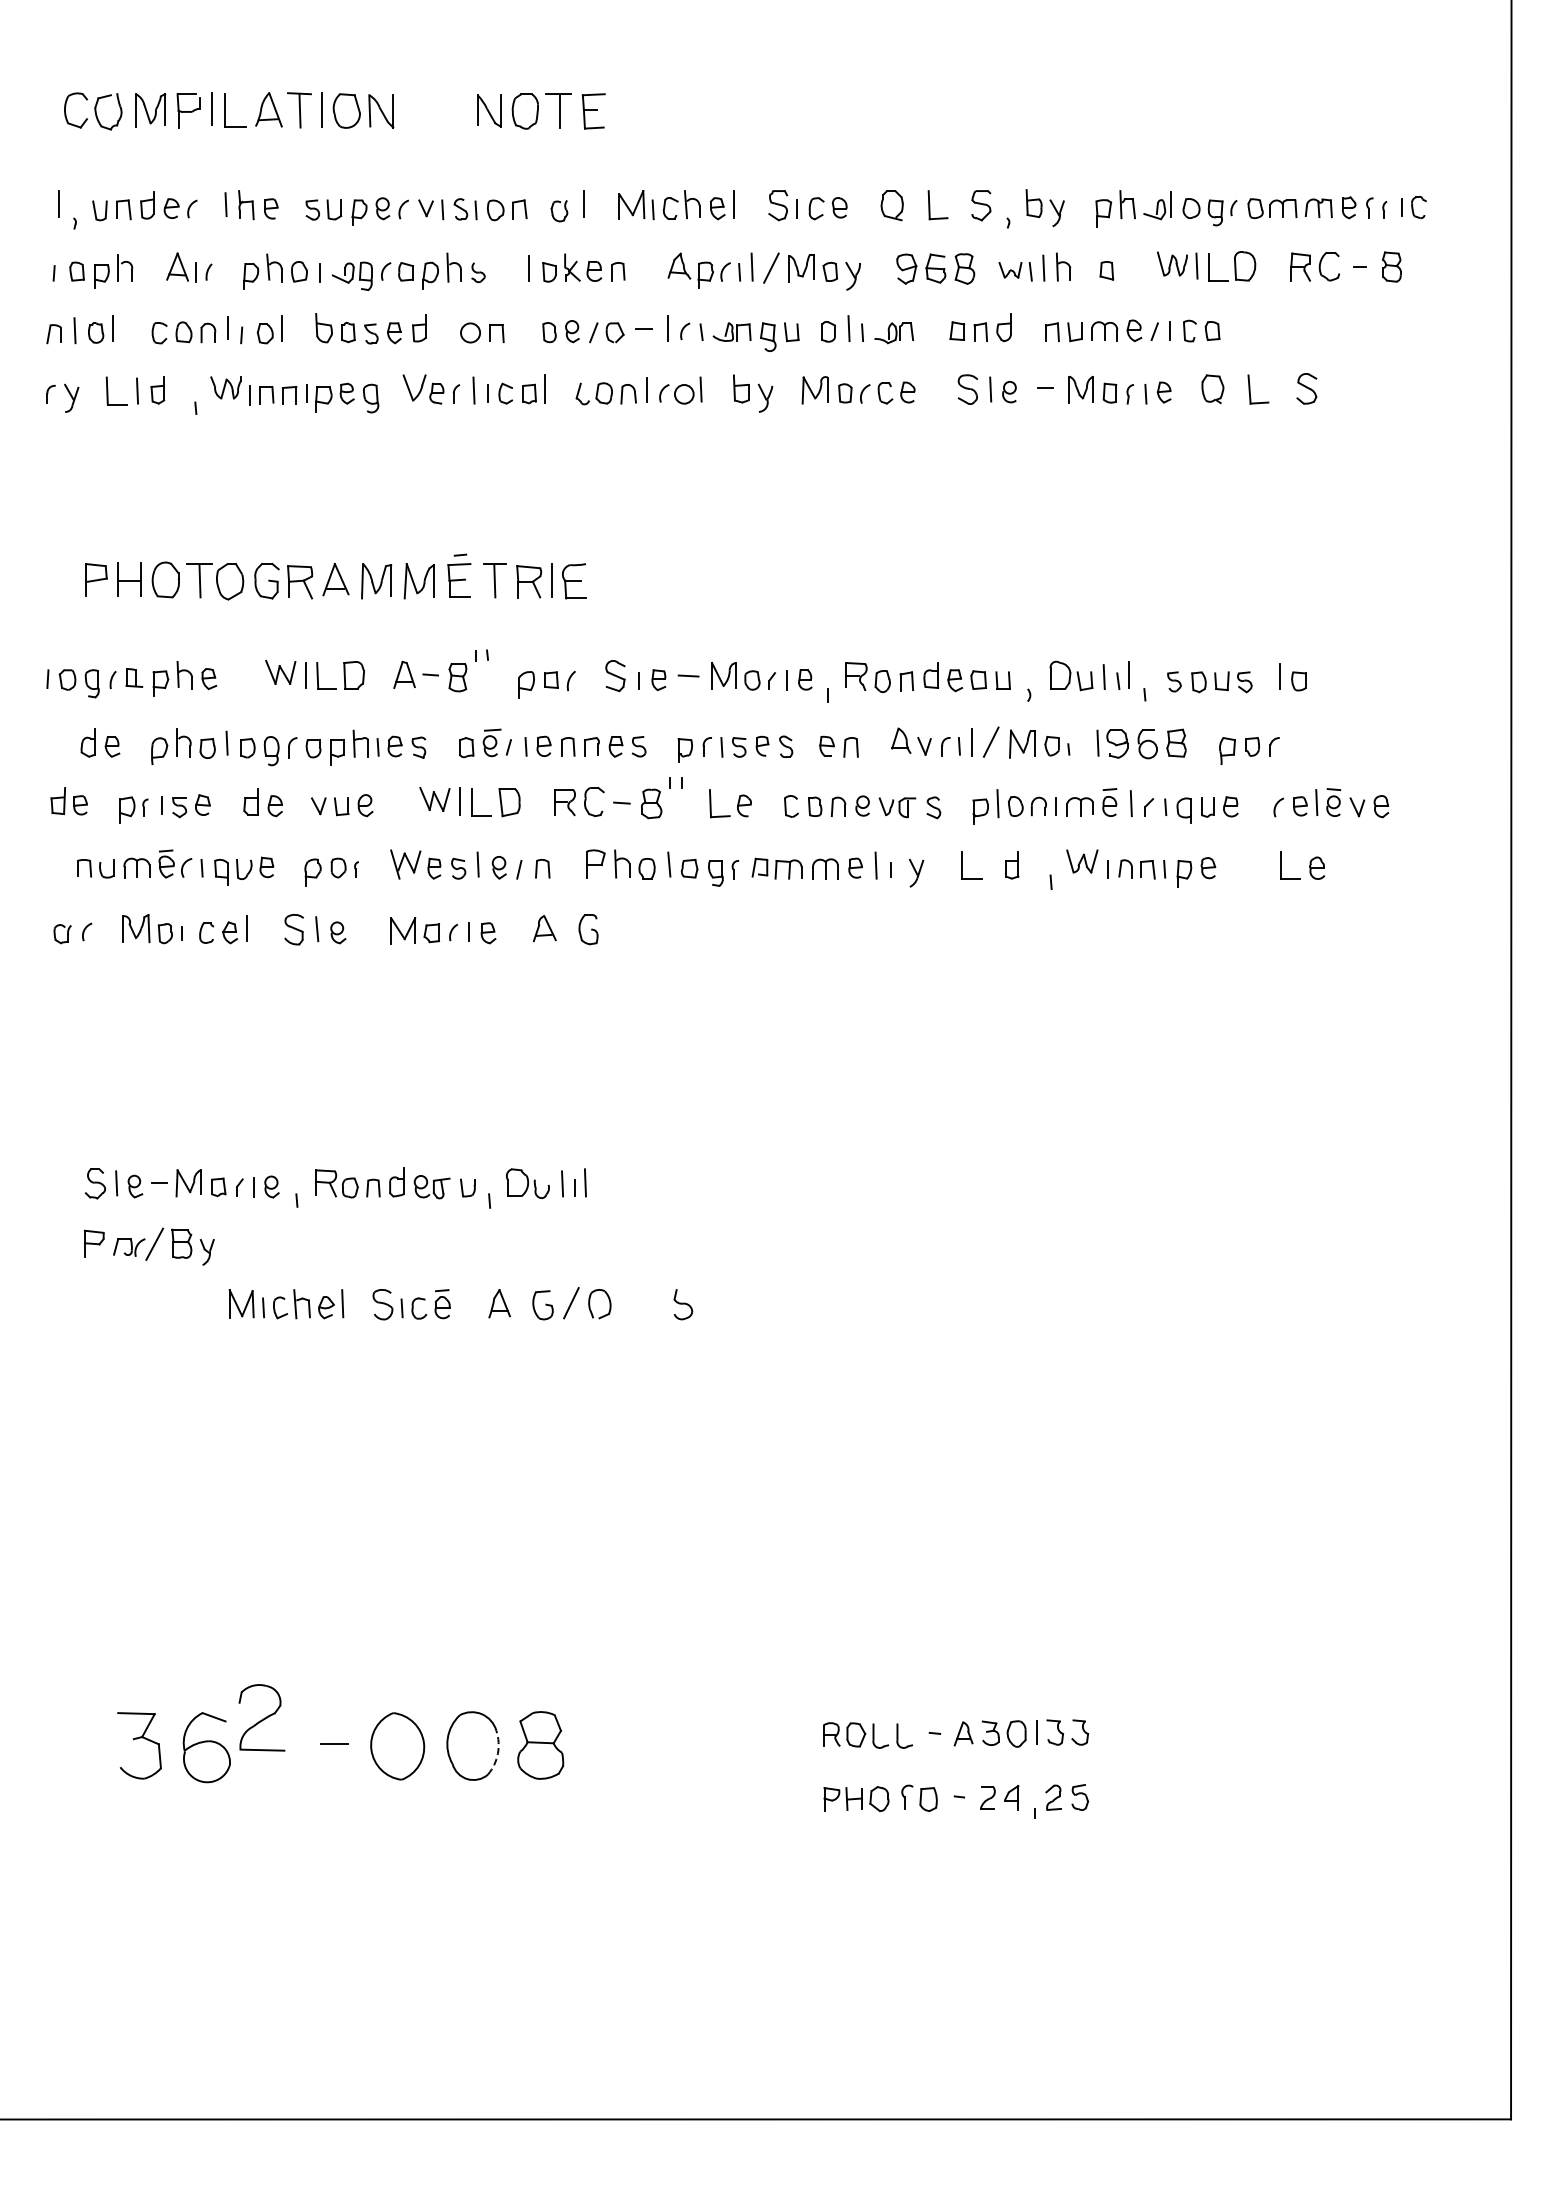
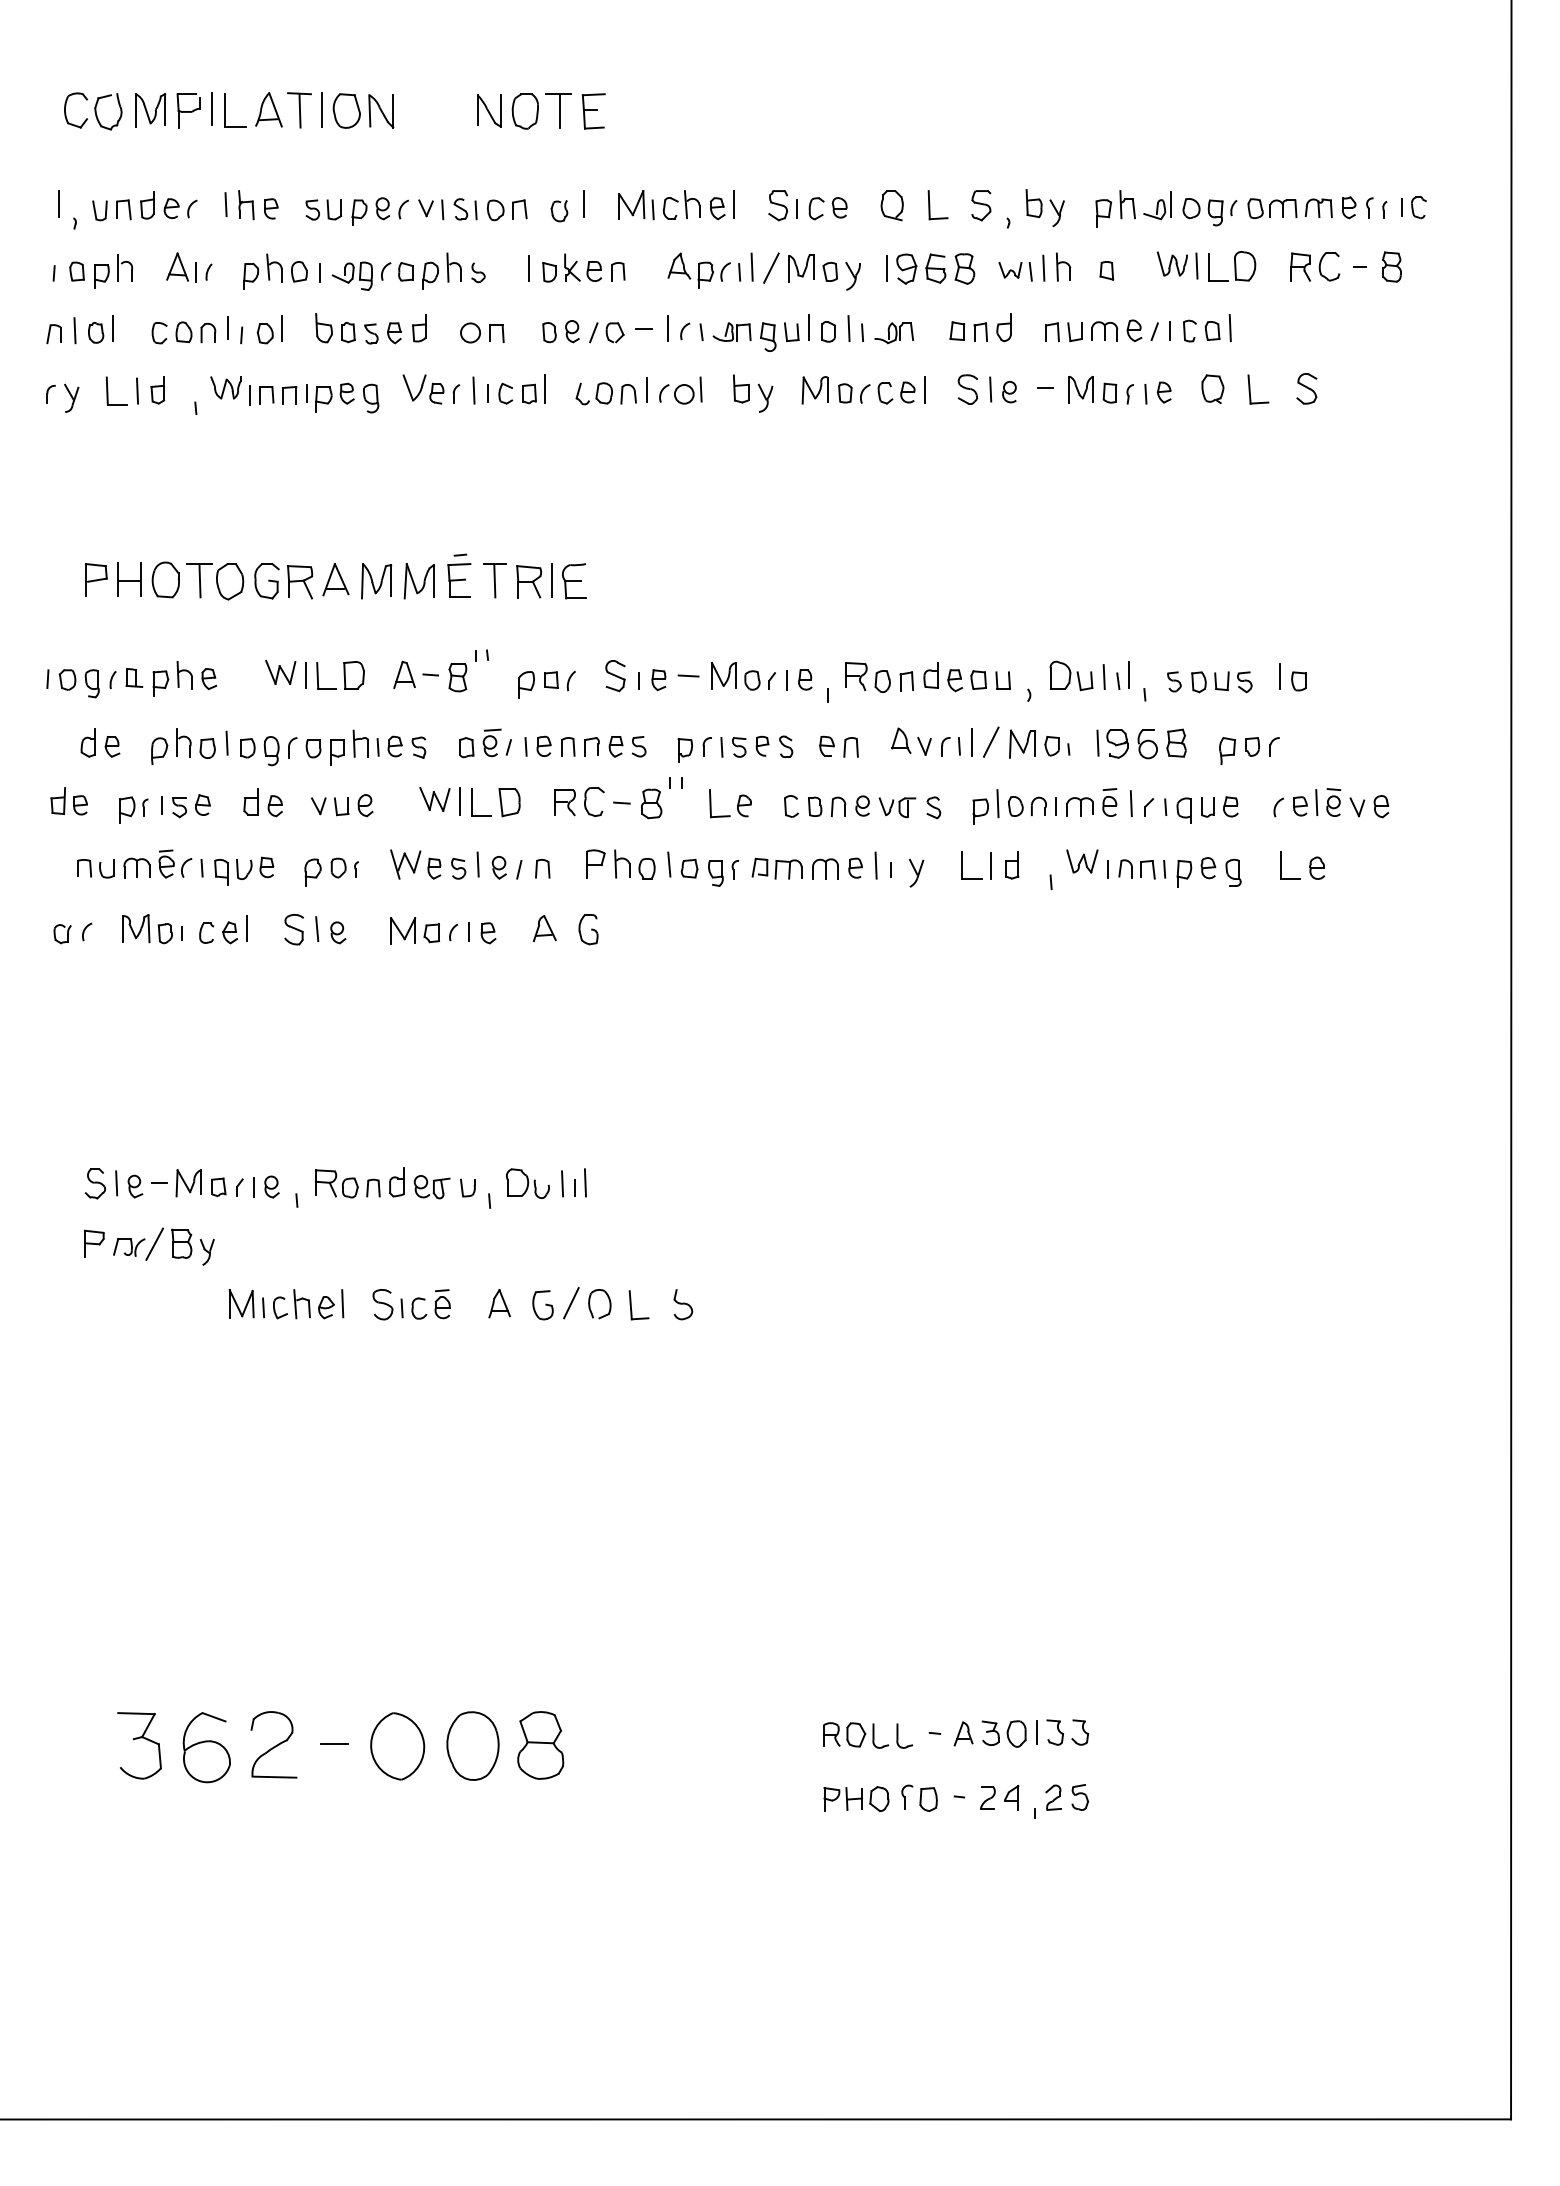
line: none -> present (887, 267)
line: none -> present (808, 327)
line: none -> present (1229, 328)
line: none -> present (924, 389)
line: none -> present (991, 865)
part: none -> present (1233, 872)
part: none -> present (631, 1305)
part position: (261, 1717) -> (273, 1744) (273, 1744)
arc: dashed -> solid (497, 1753)
